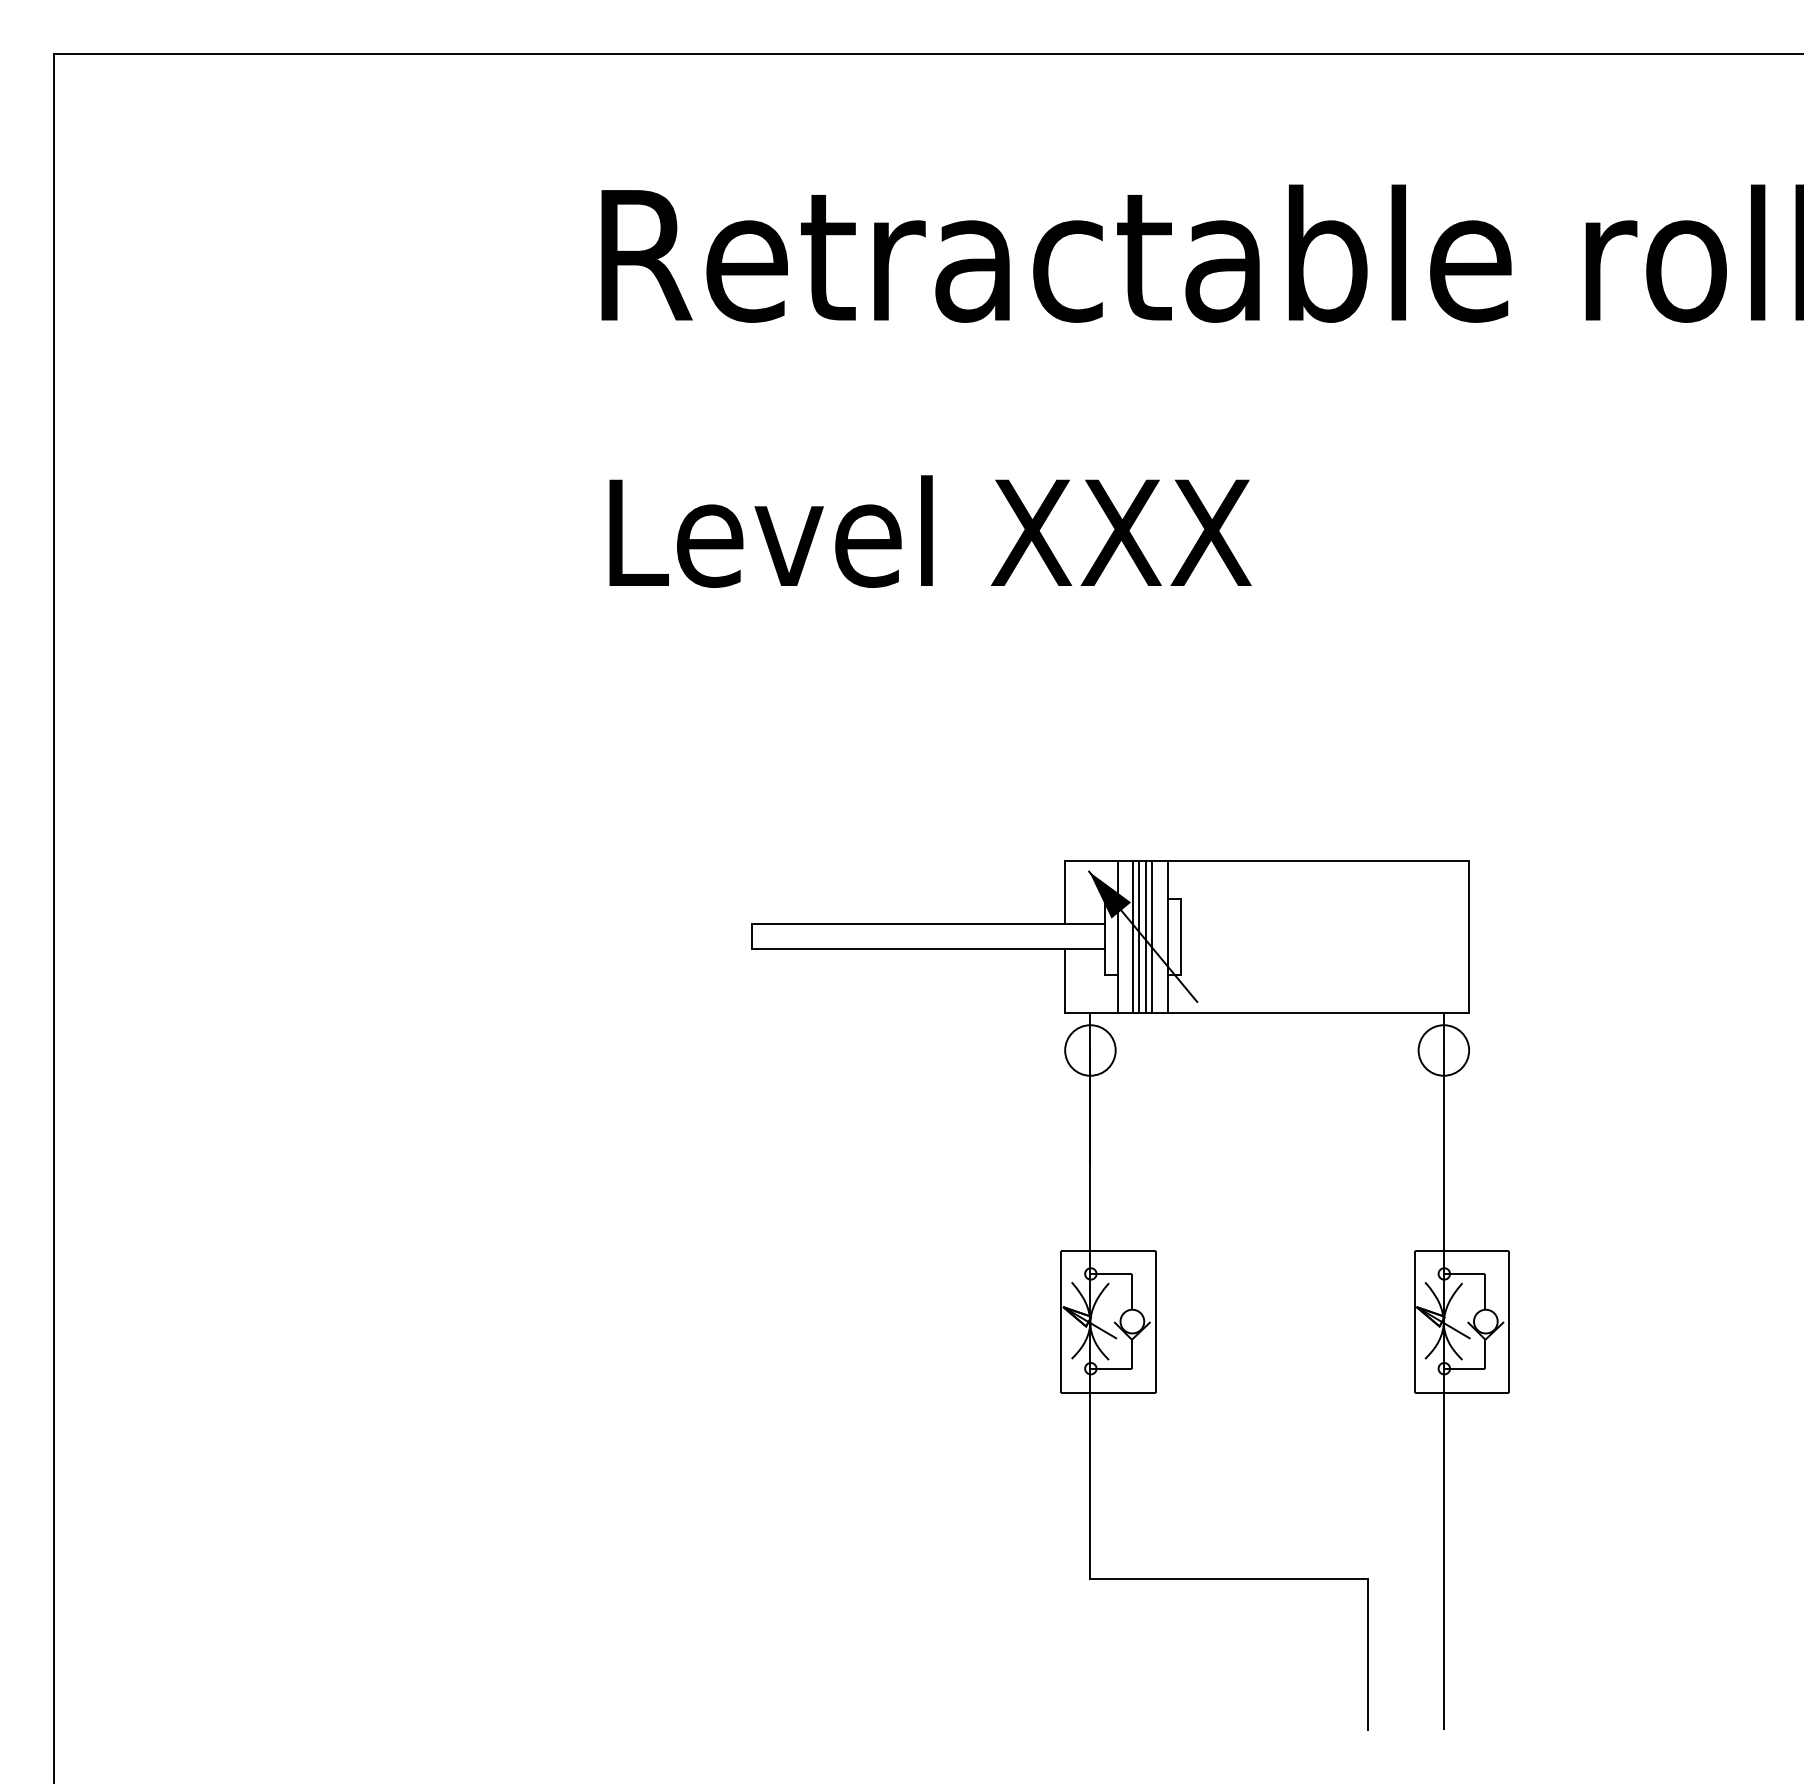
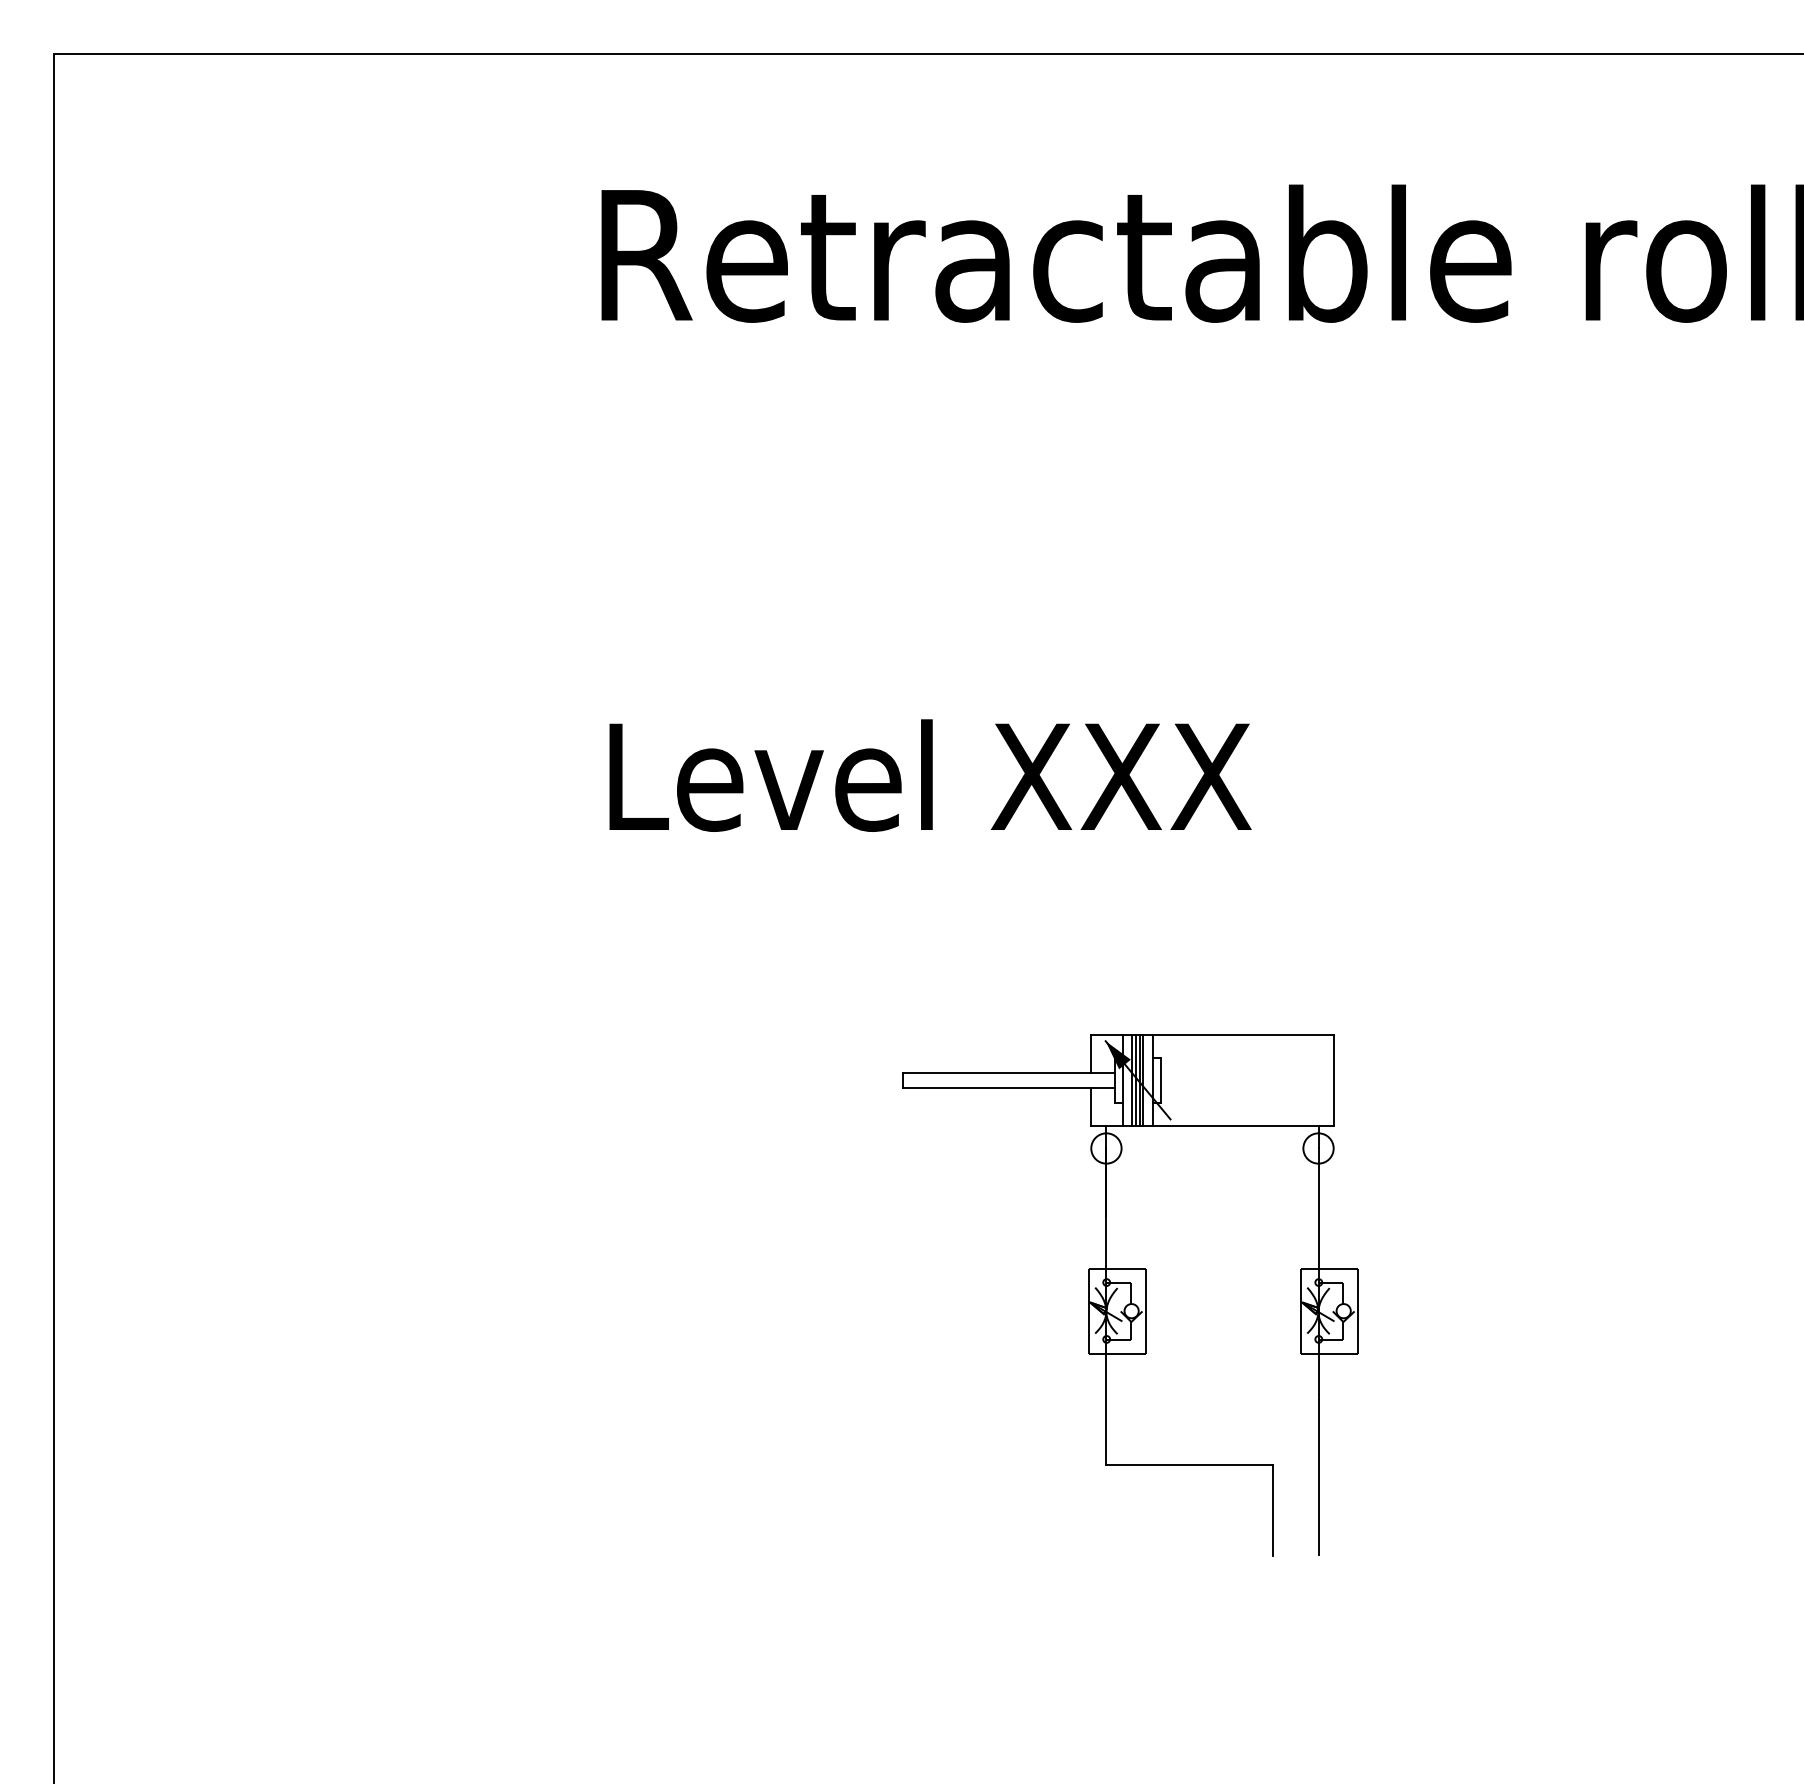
text position: (930, 531) -> (930, 775) (930, 775)
part size: 759x871 px -> 457x523 px (1130, 1295)
